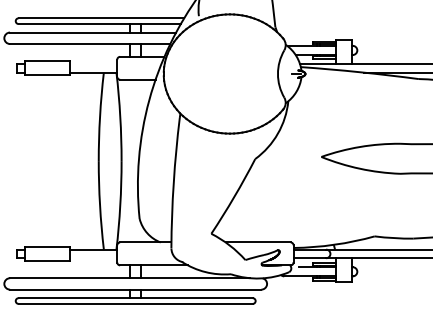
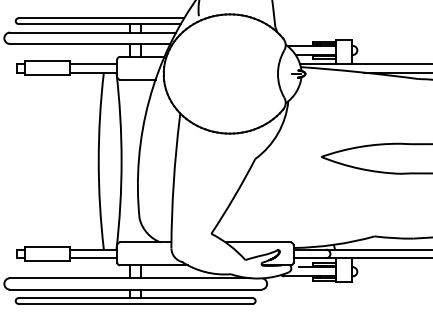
line: none -> present (93, 64)
line: none -> present (93, 258)
